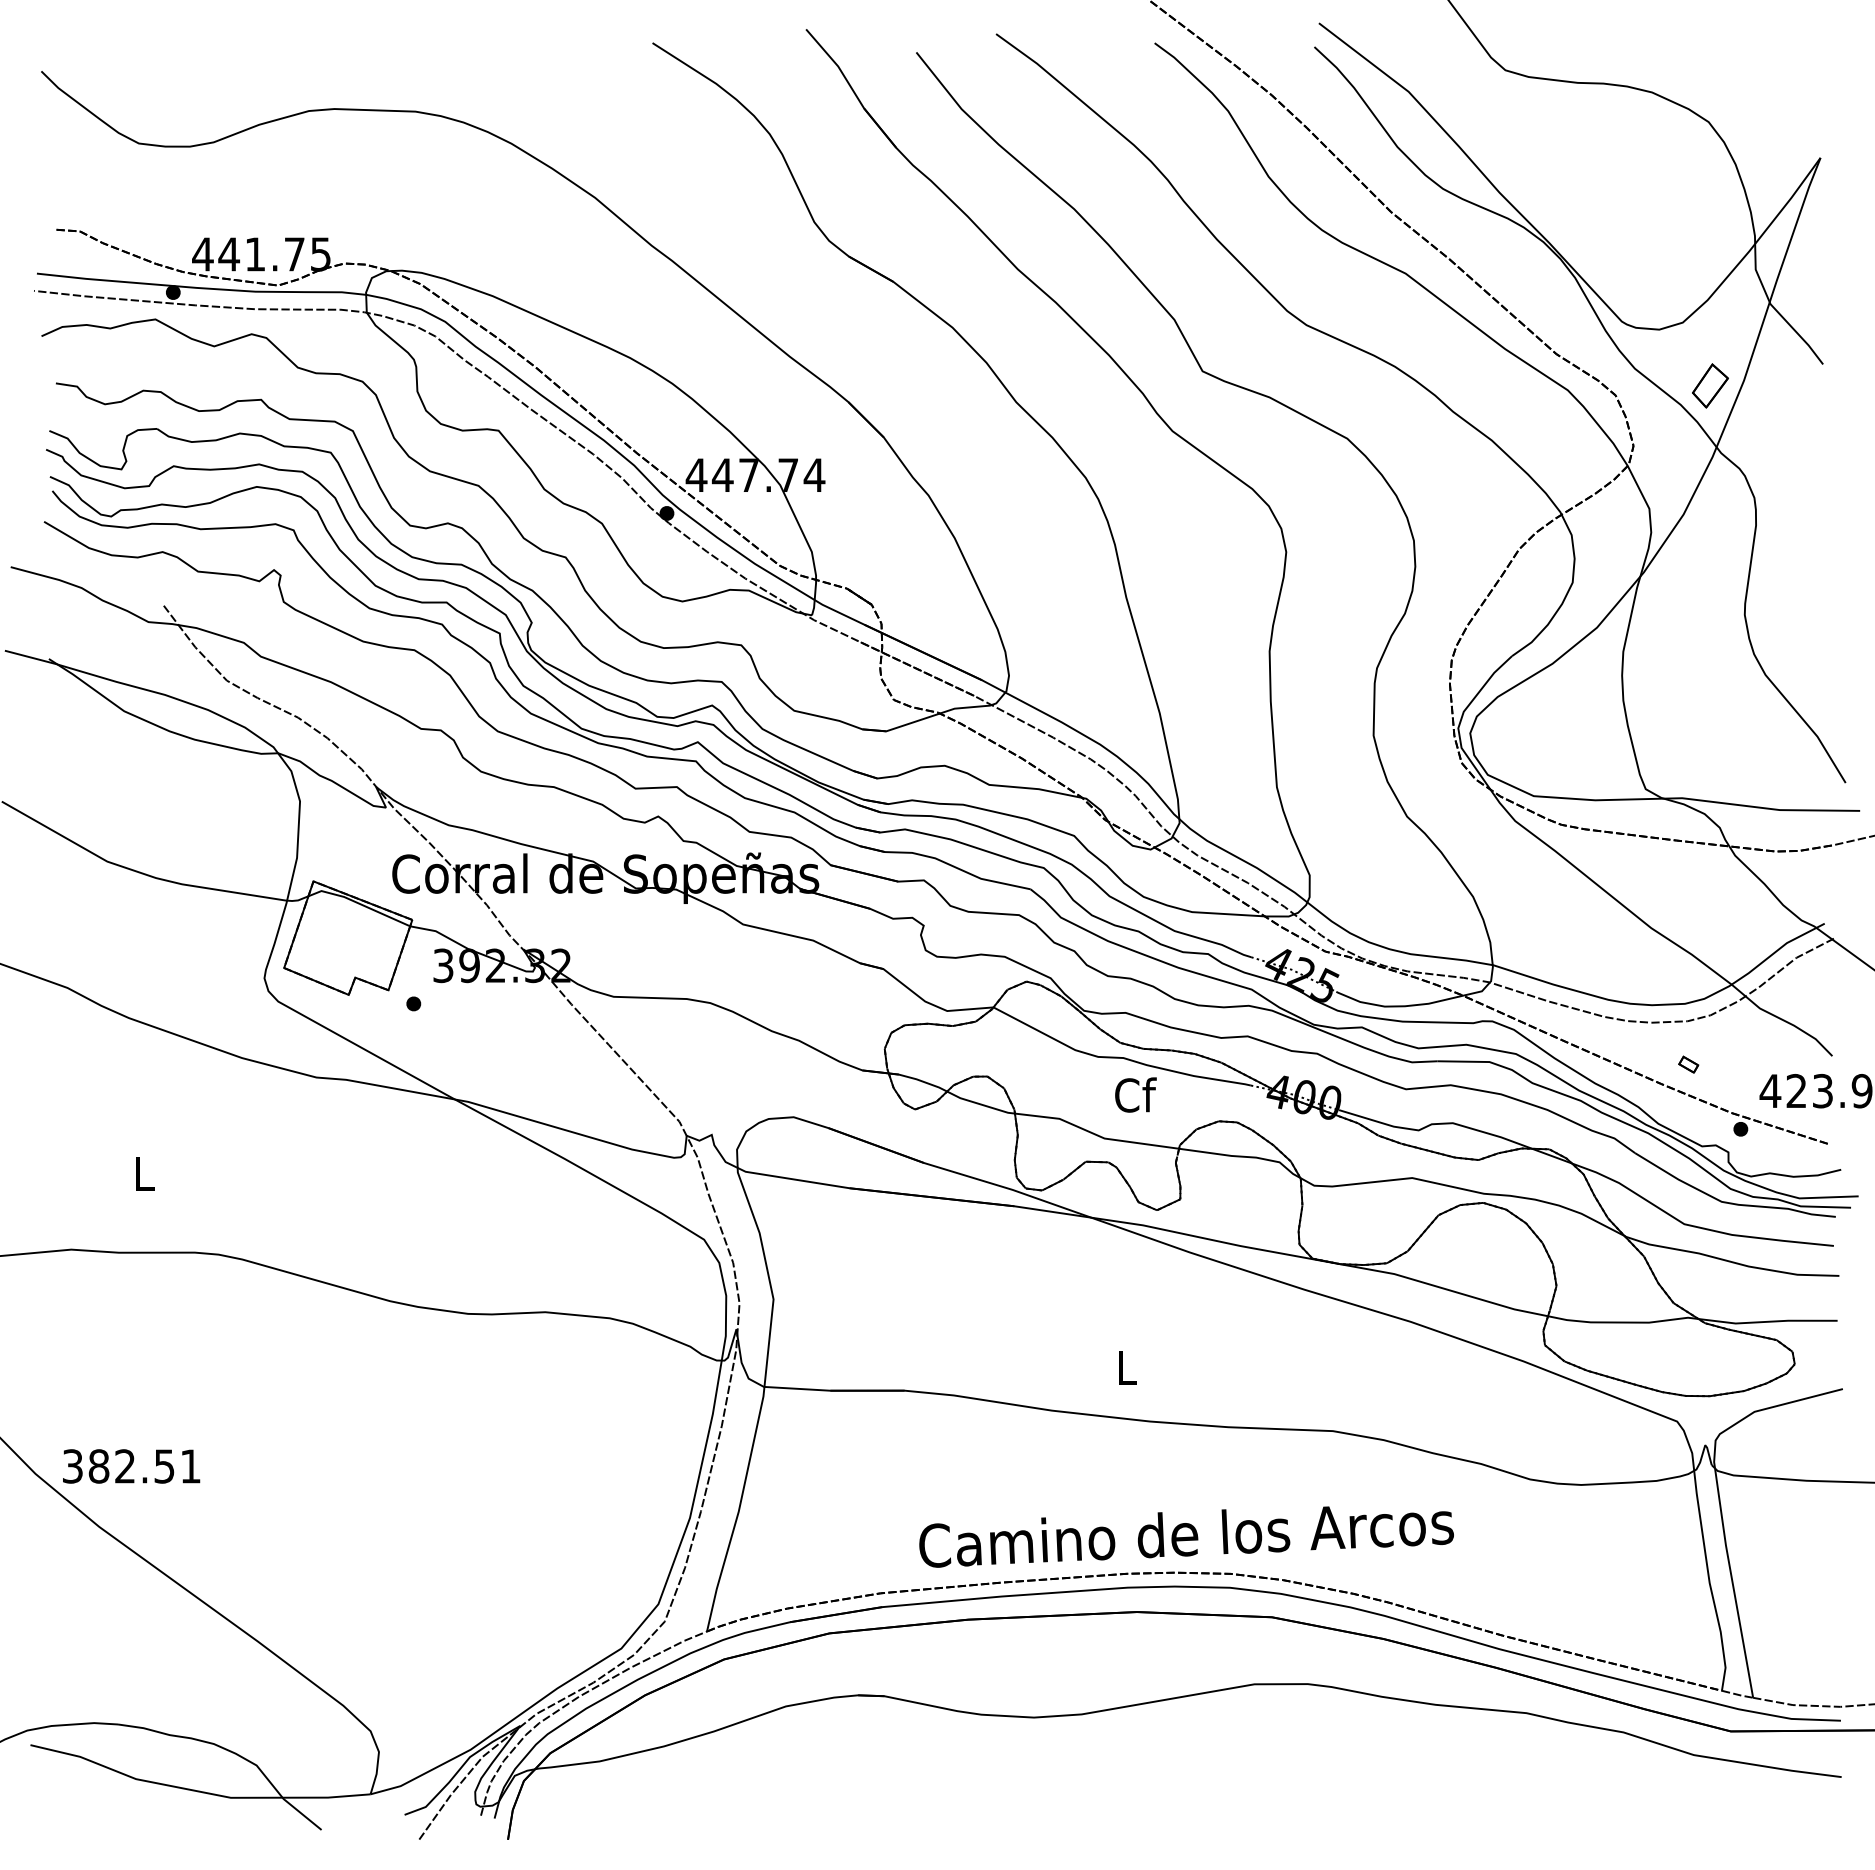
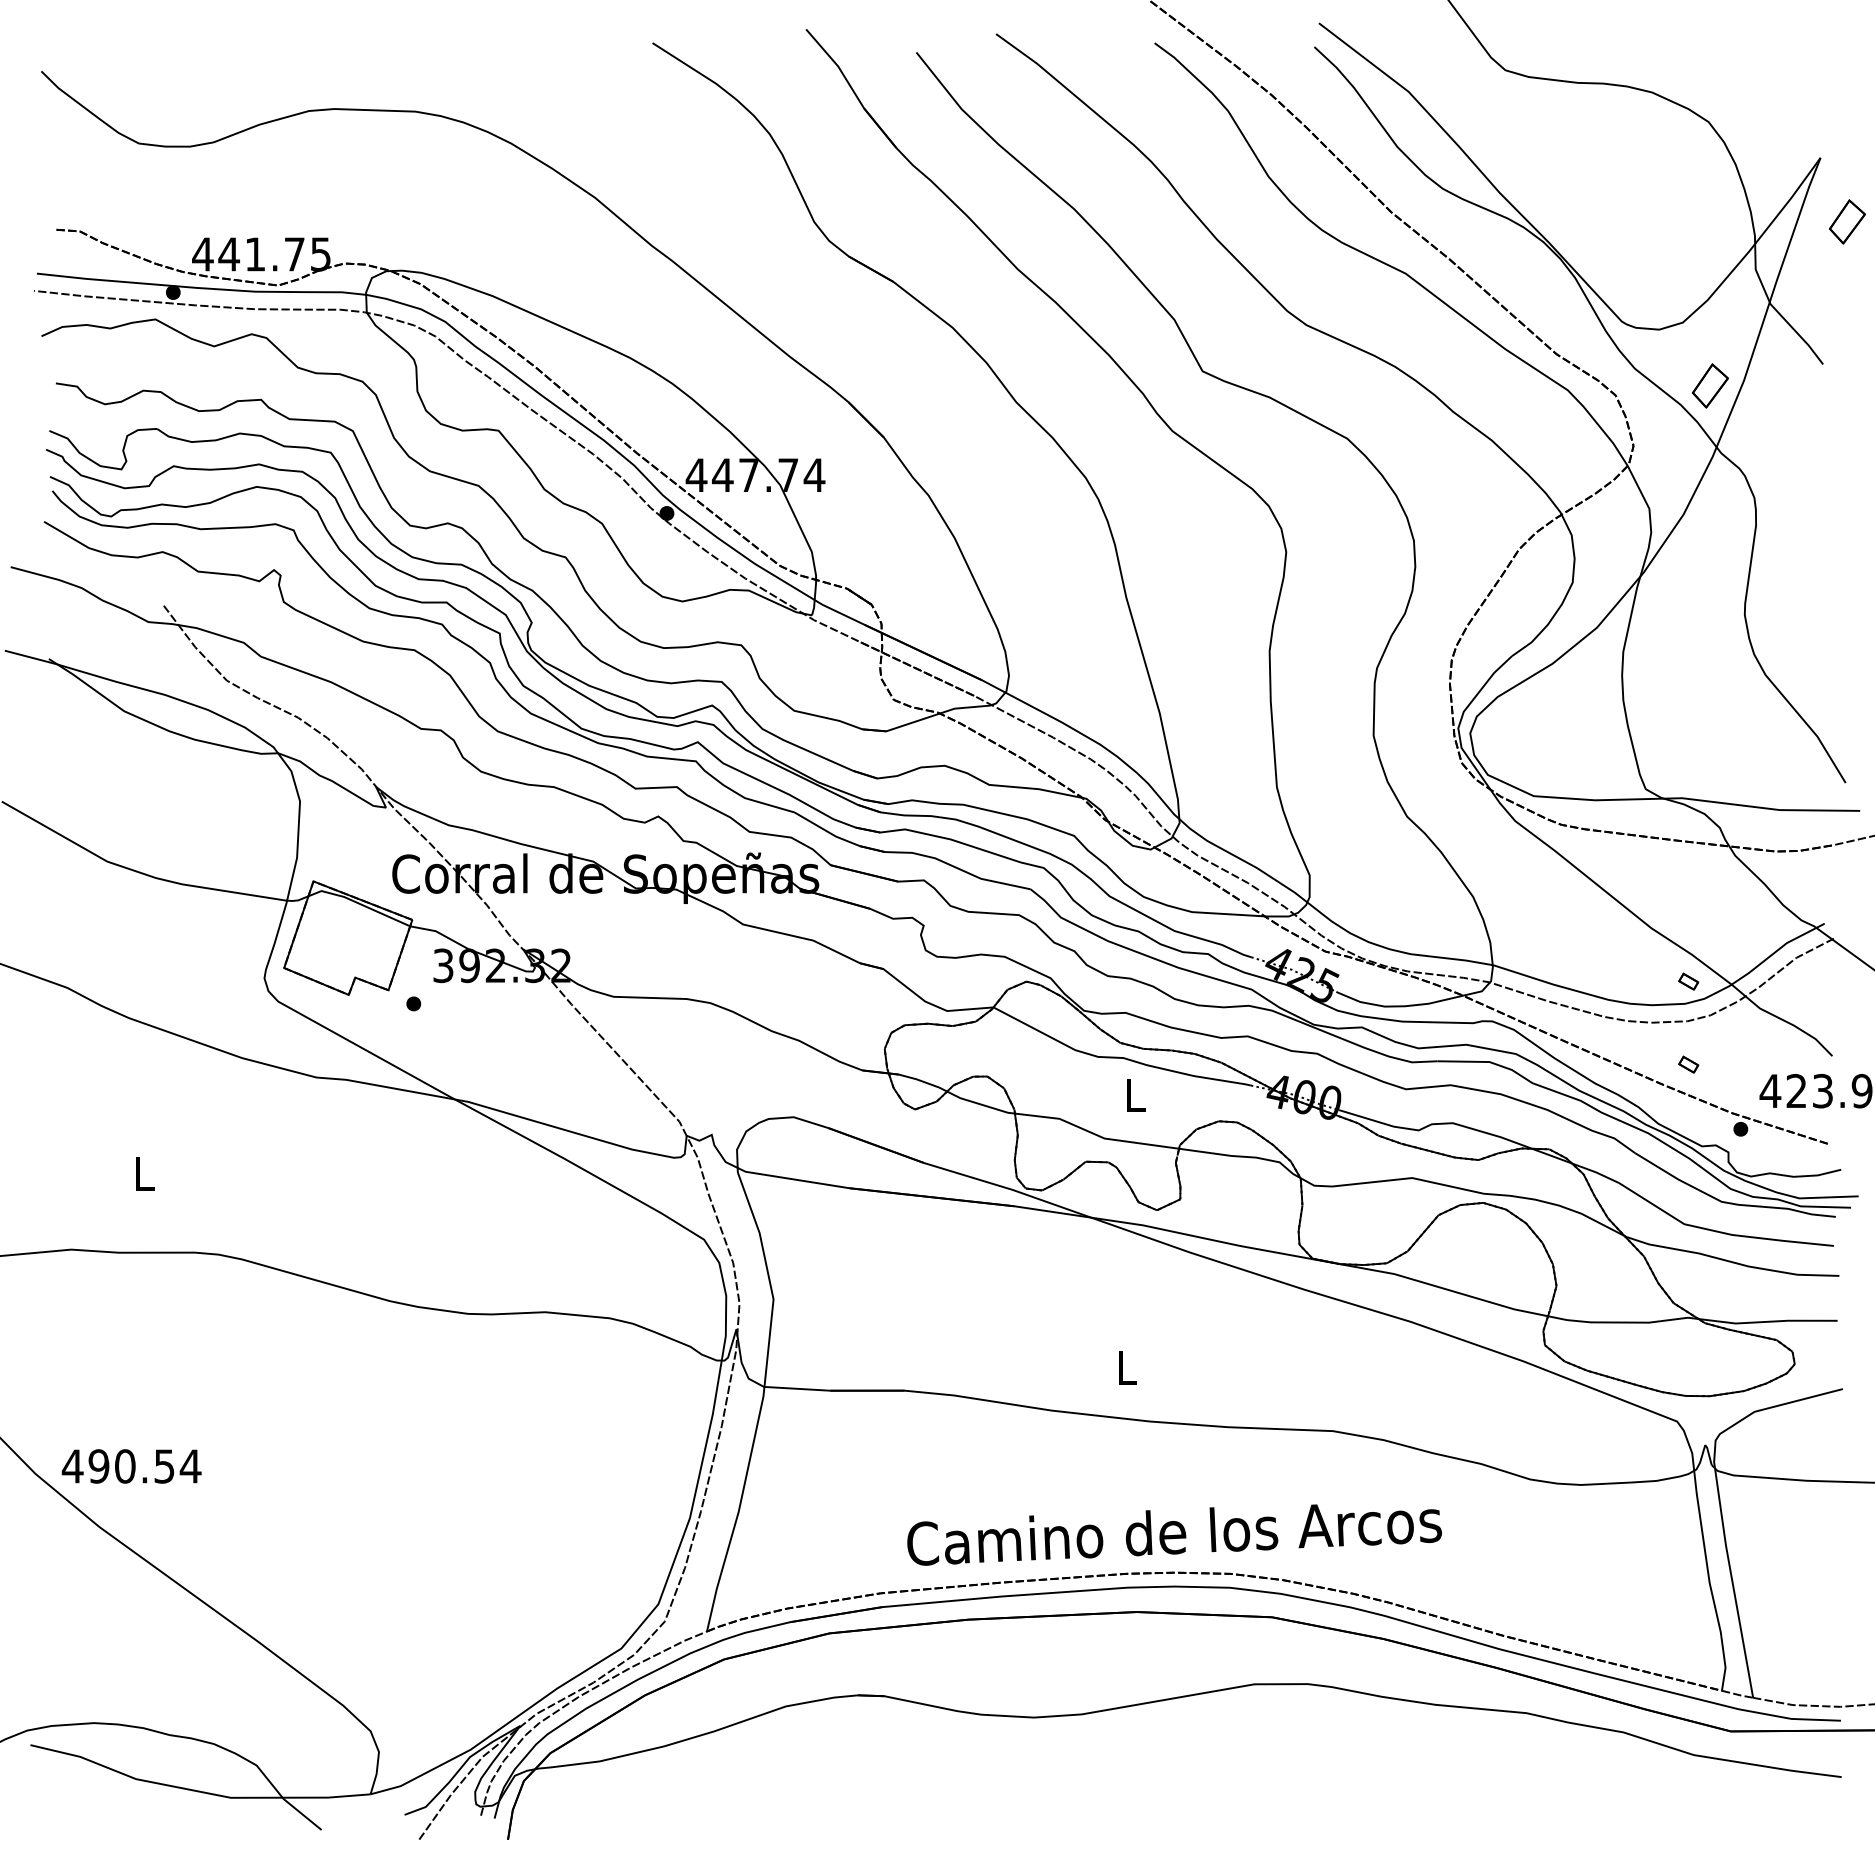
part: none -> present (1847, 221)
part: none -> present (1688, 981)
text: Cf -> L (1135, 1094)
text: 382.51 -> 490.54 (131, 1466)
text position: (1186, 1536) -> (1174, 1534) (1174, 1534)
